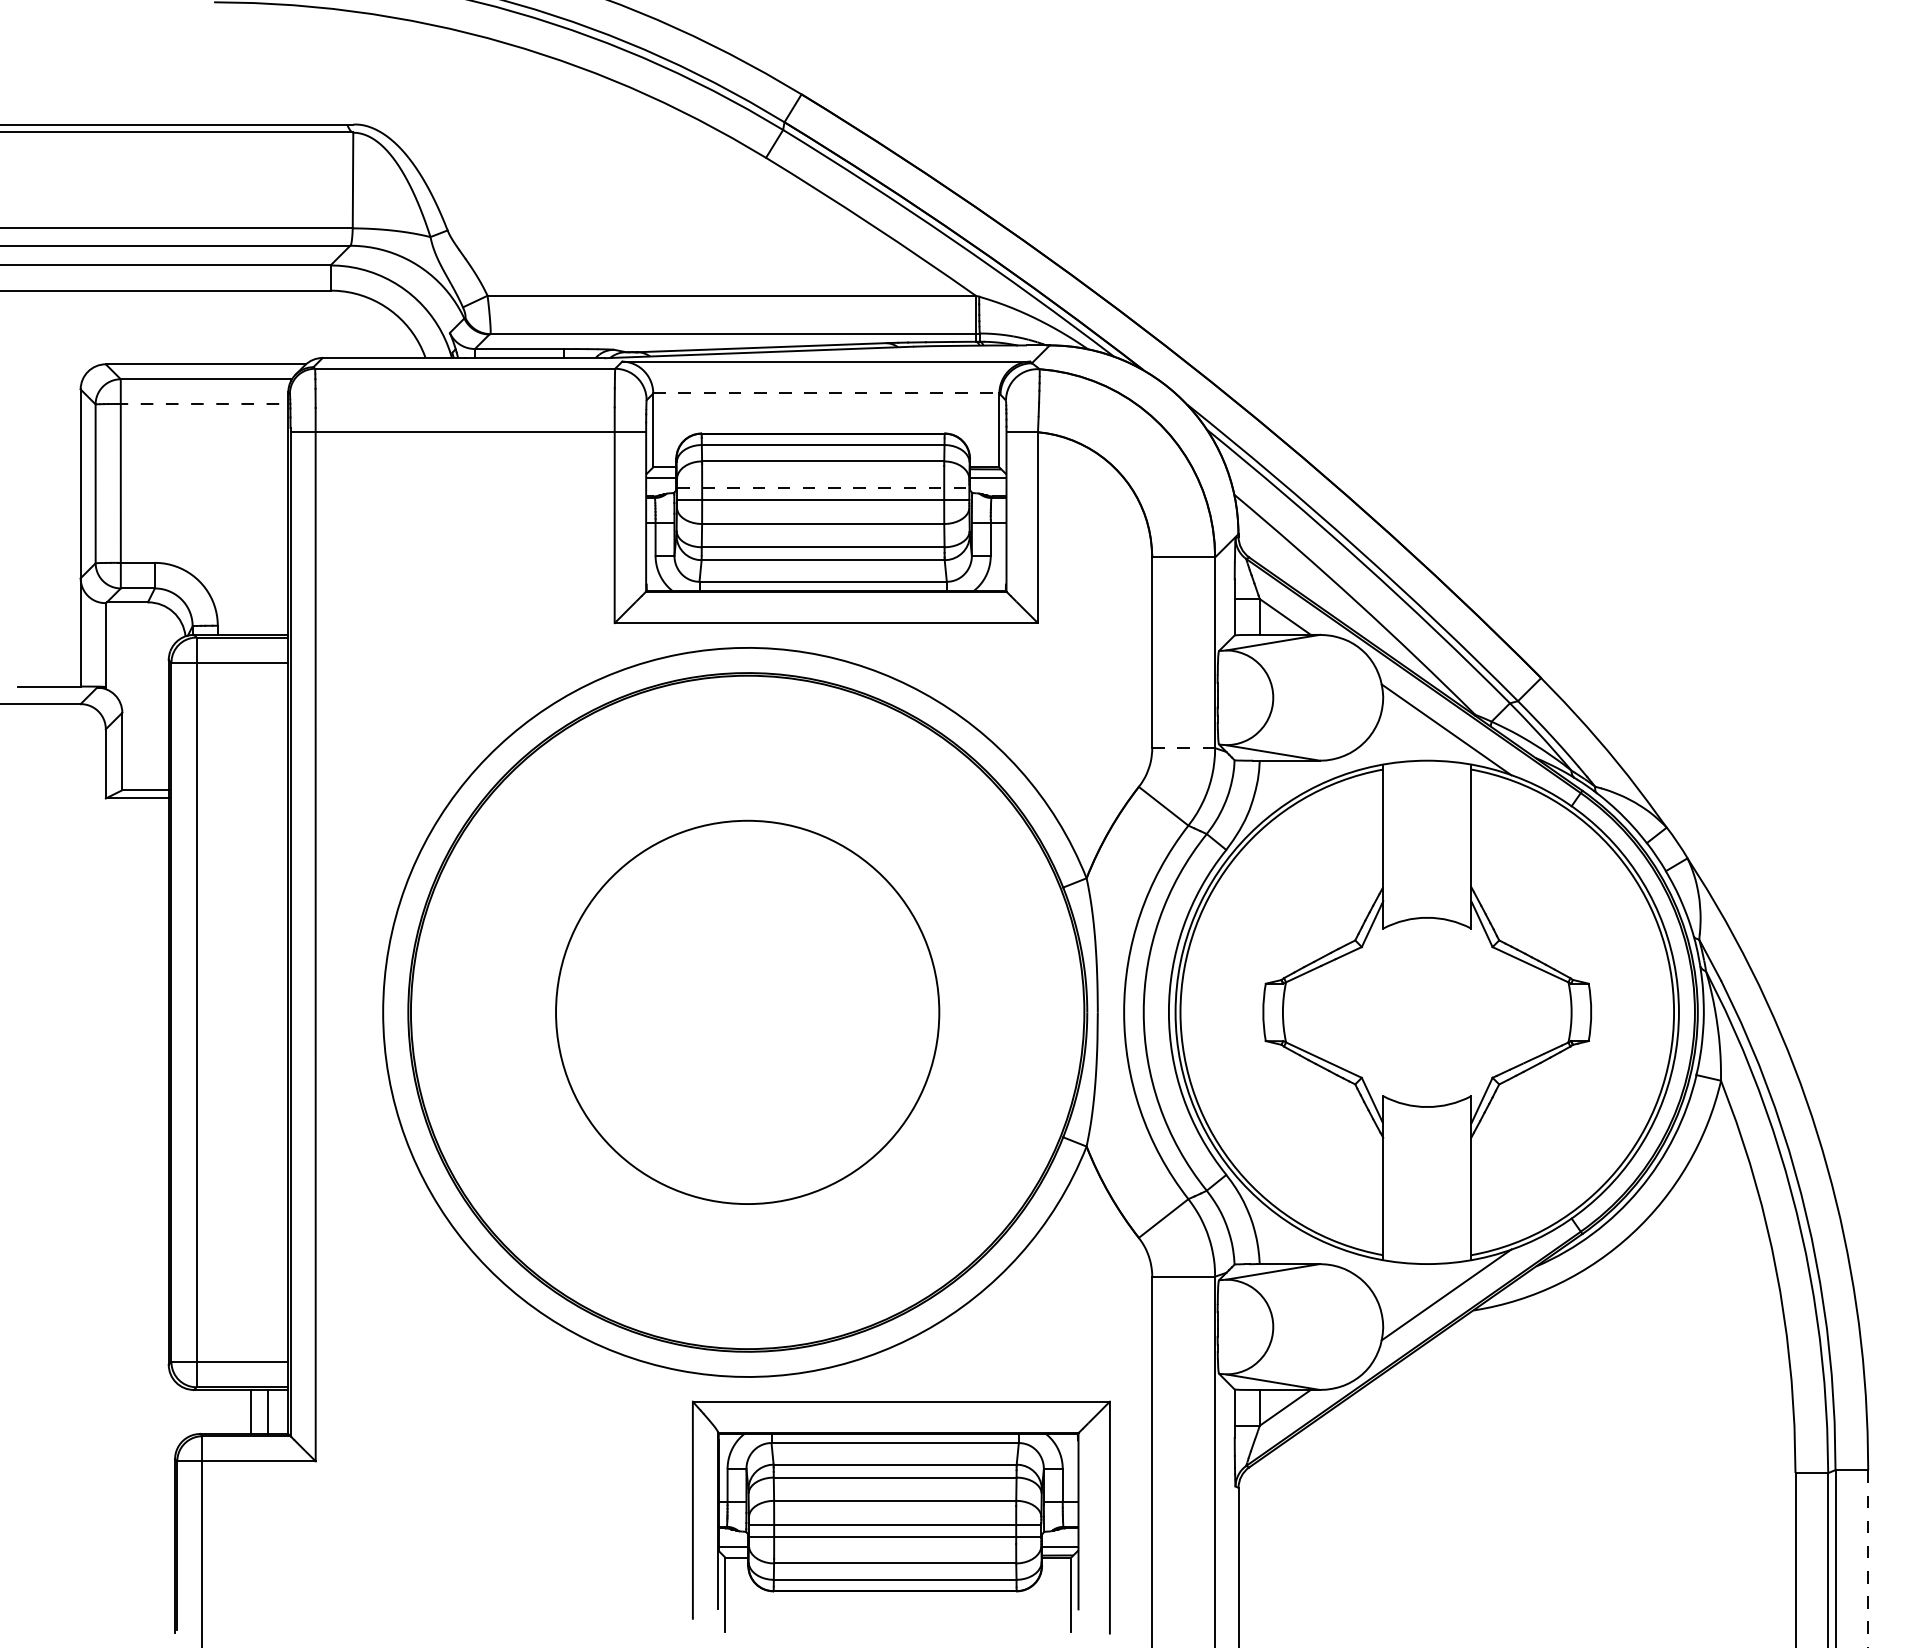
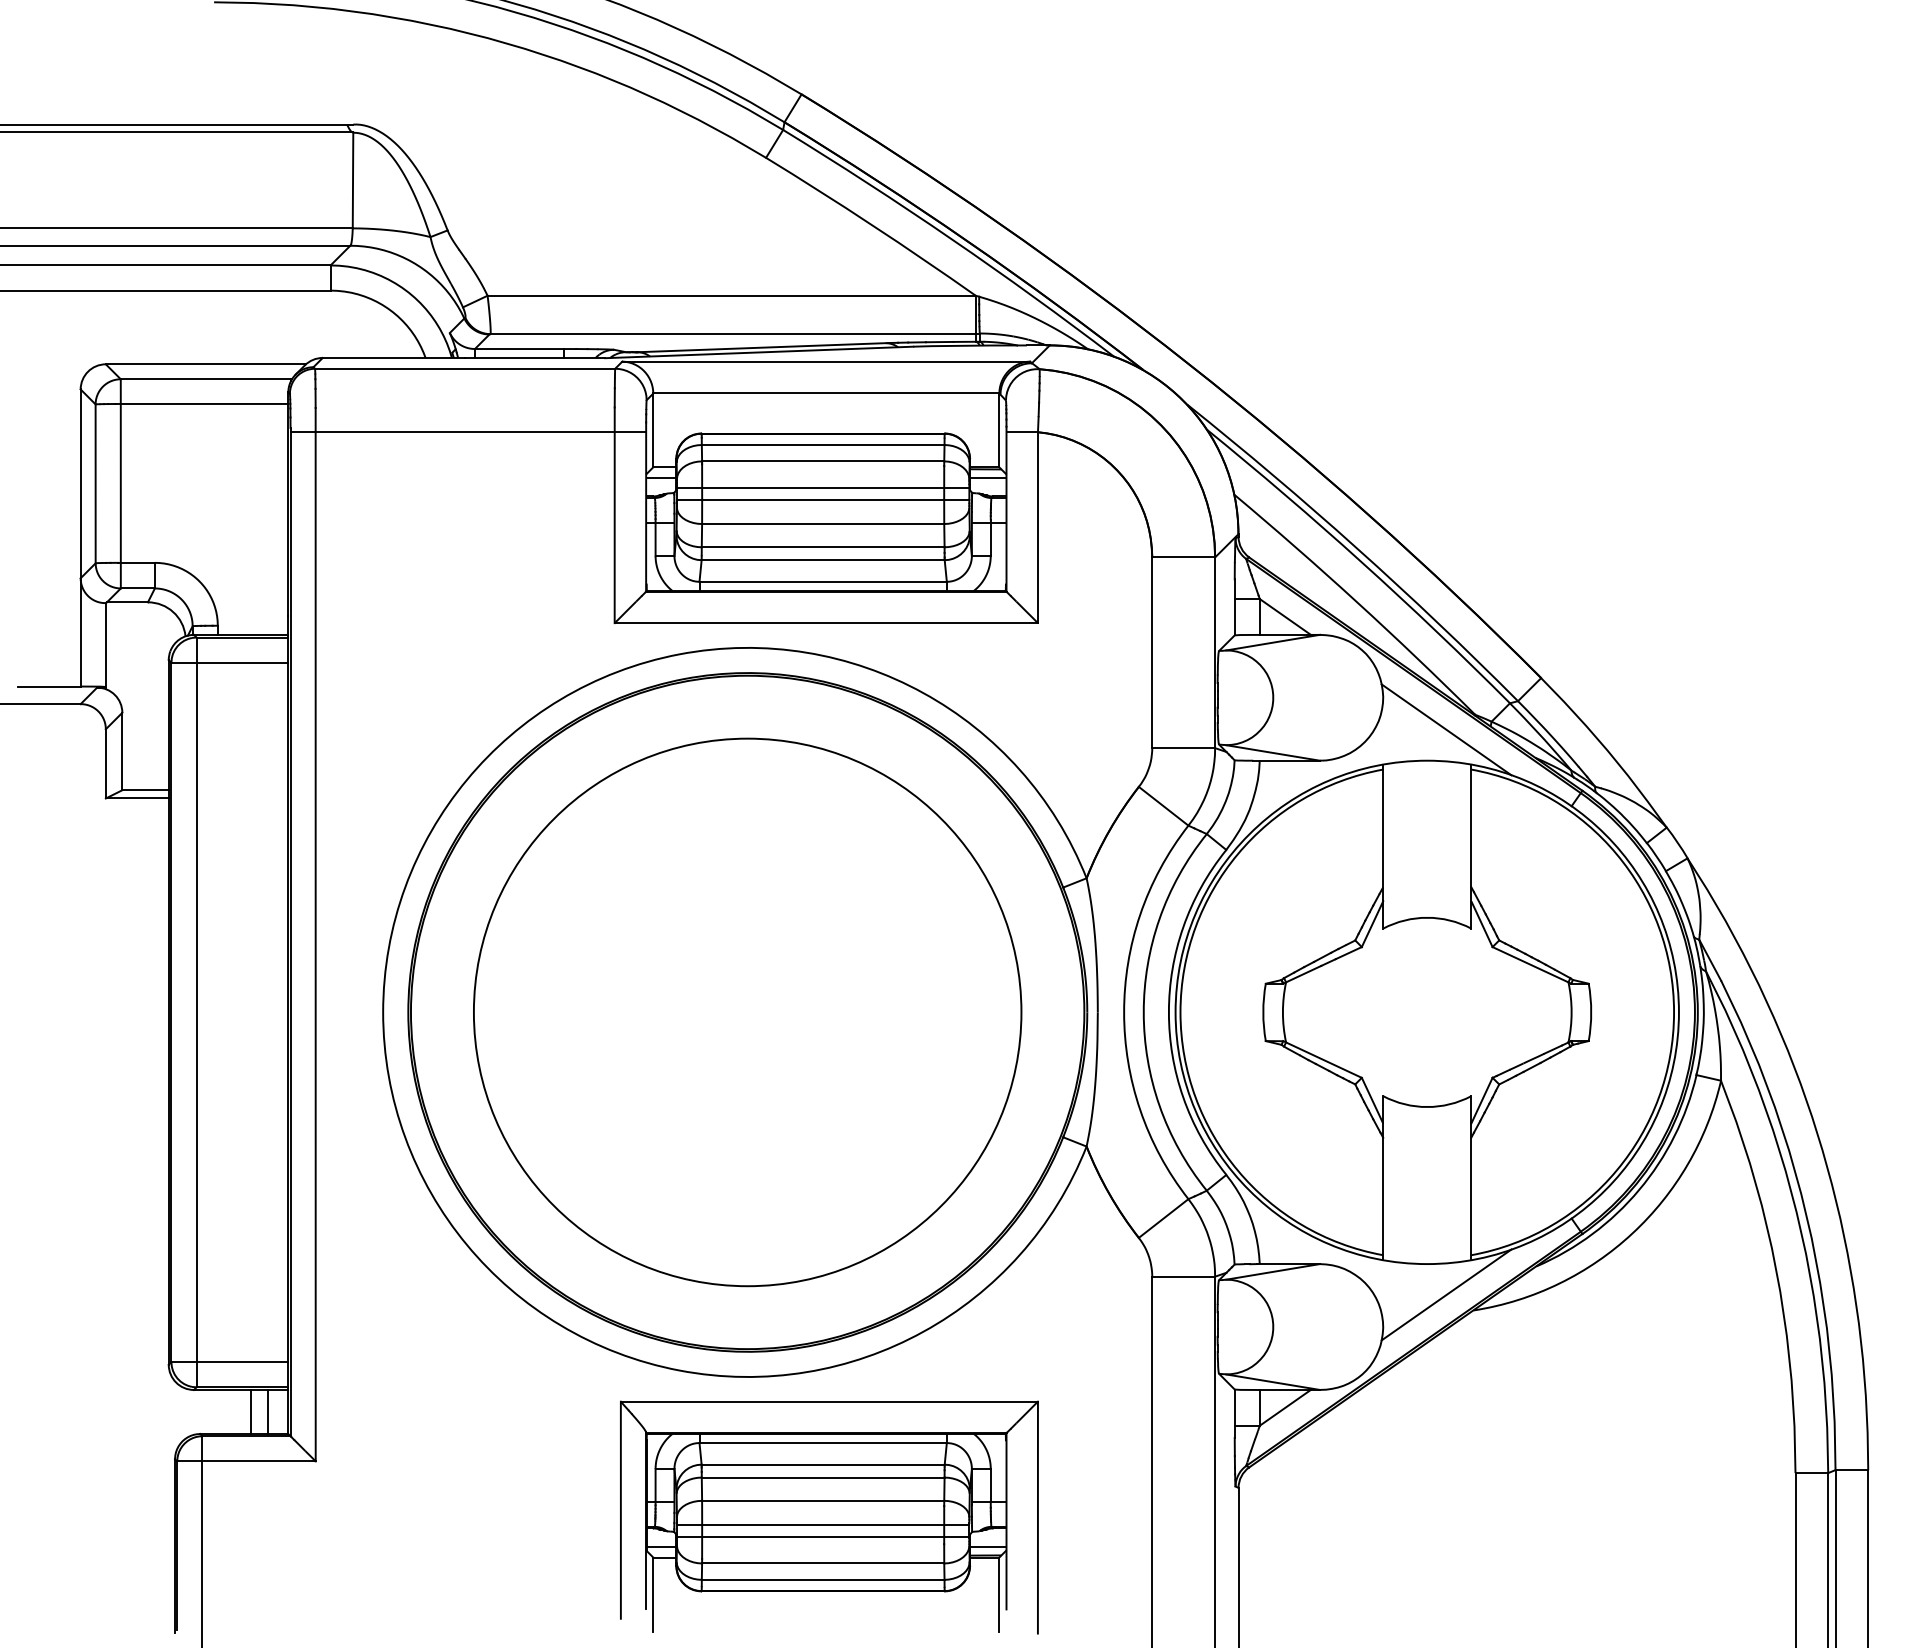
line: dashed -> solid (826, 393)
line: dashed -> solid (202, 403)
line: dashed -> solid (823, 487)
line: dashed -> solid (1183, 748)
circle diameter: 383 px -> 548 px (747, 1012)
part position: (901, 1517) -> (829, 1517) (829, 1517)
line: dashed -> solid (1868, 1559)
